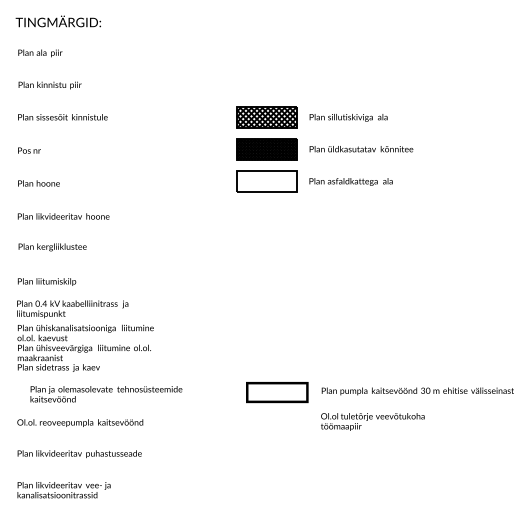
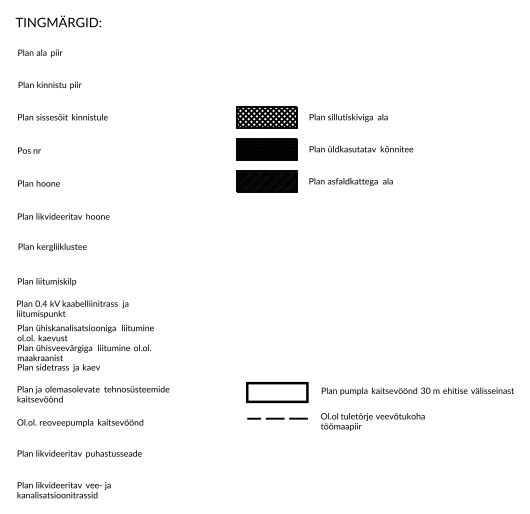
hatch: none -> present (266, 181)
text position: (106, 394) -> (93, 394) (93, 394)
line: none -> present (277, 418)
